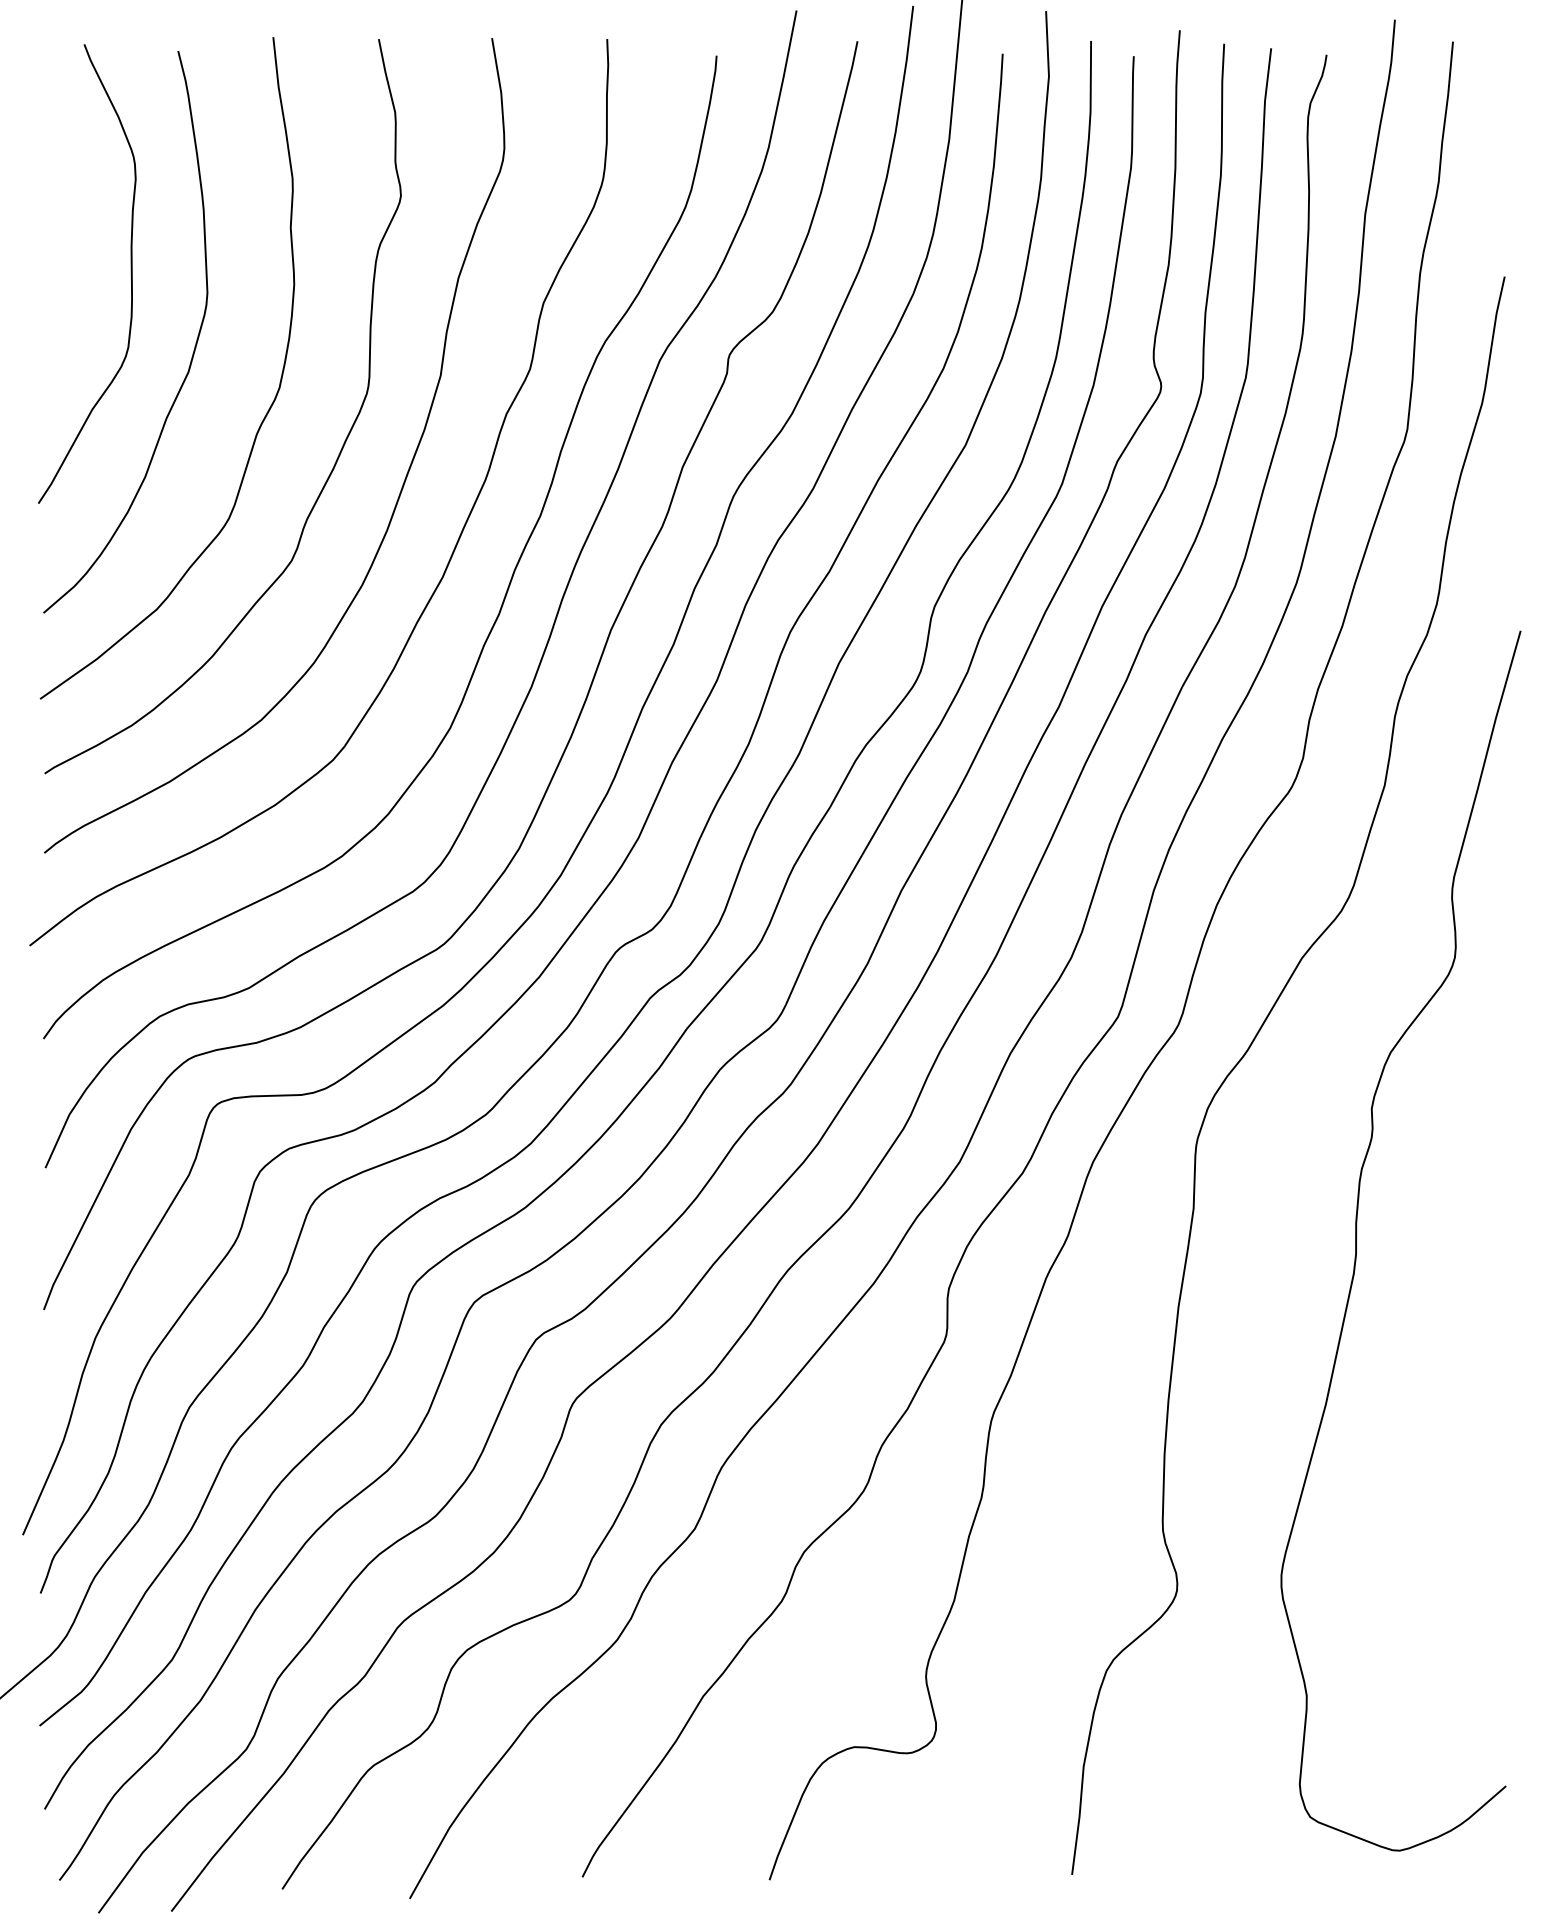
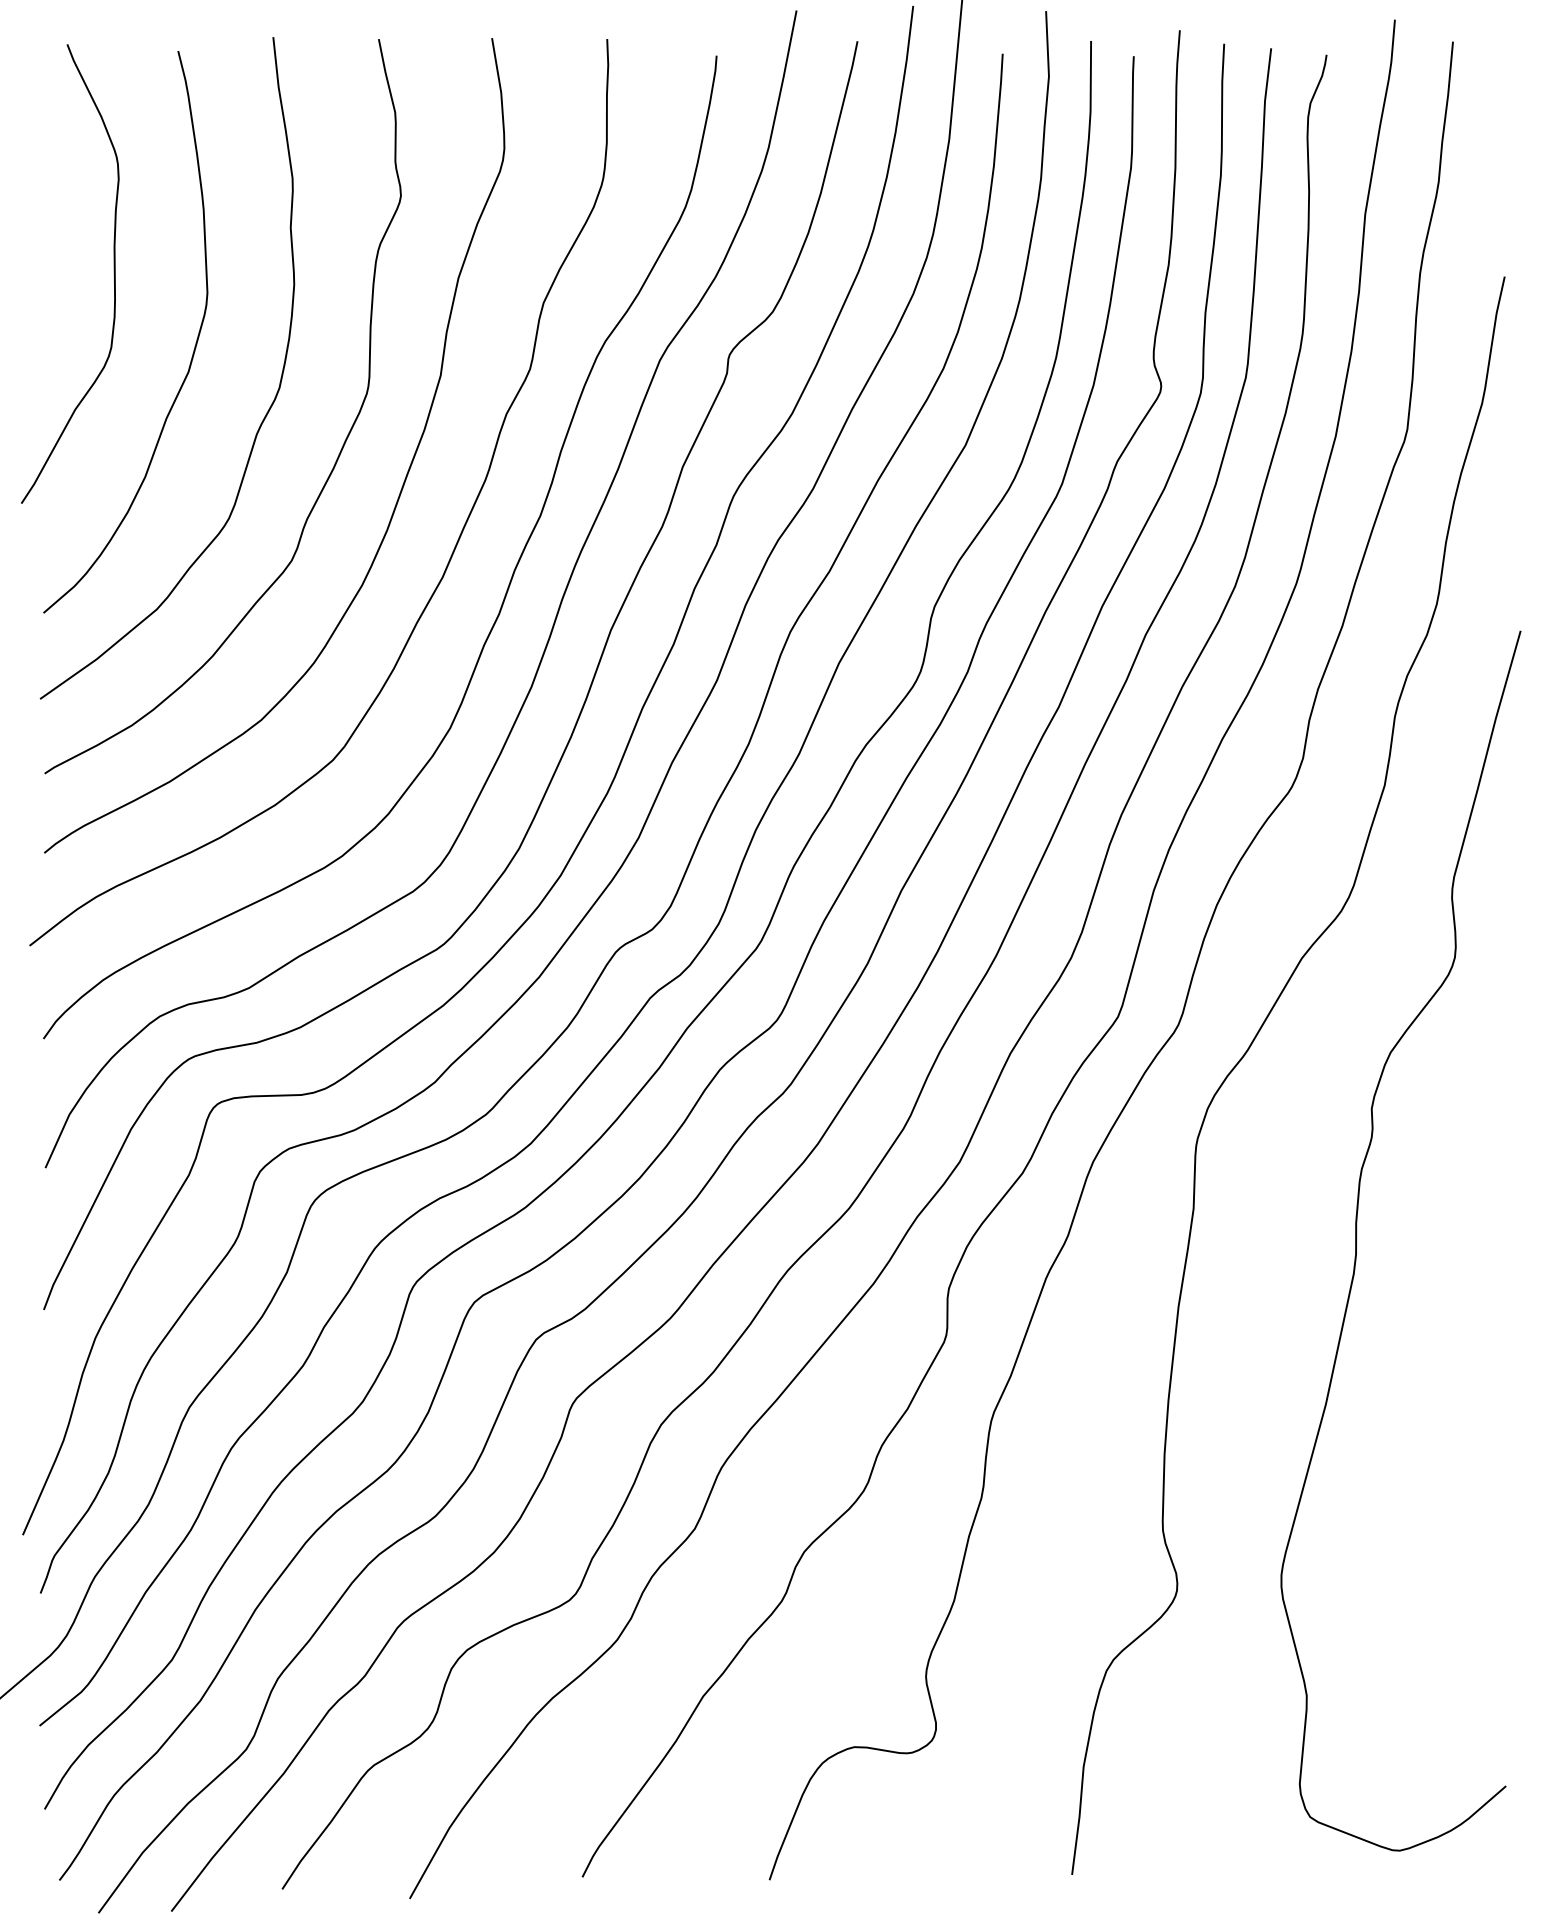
curve position: (130, 273) -> (113, 273) (113, 273)
